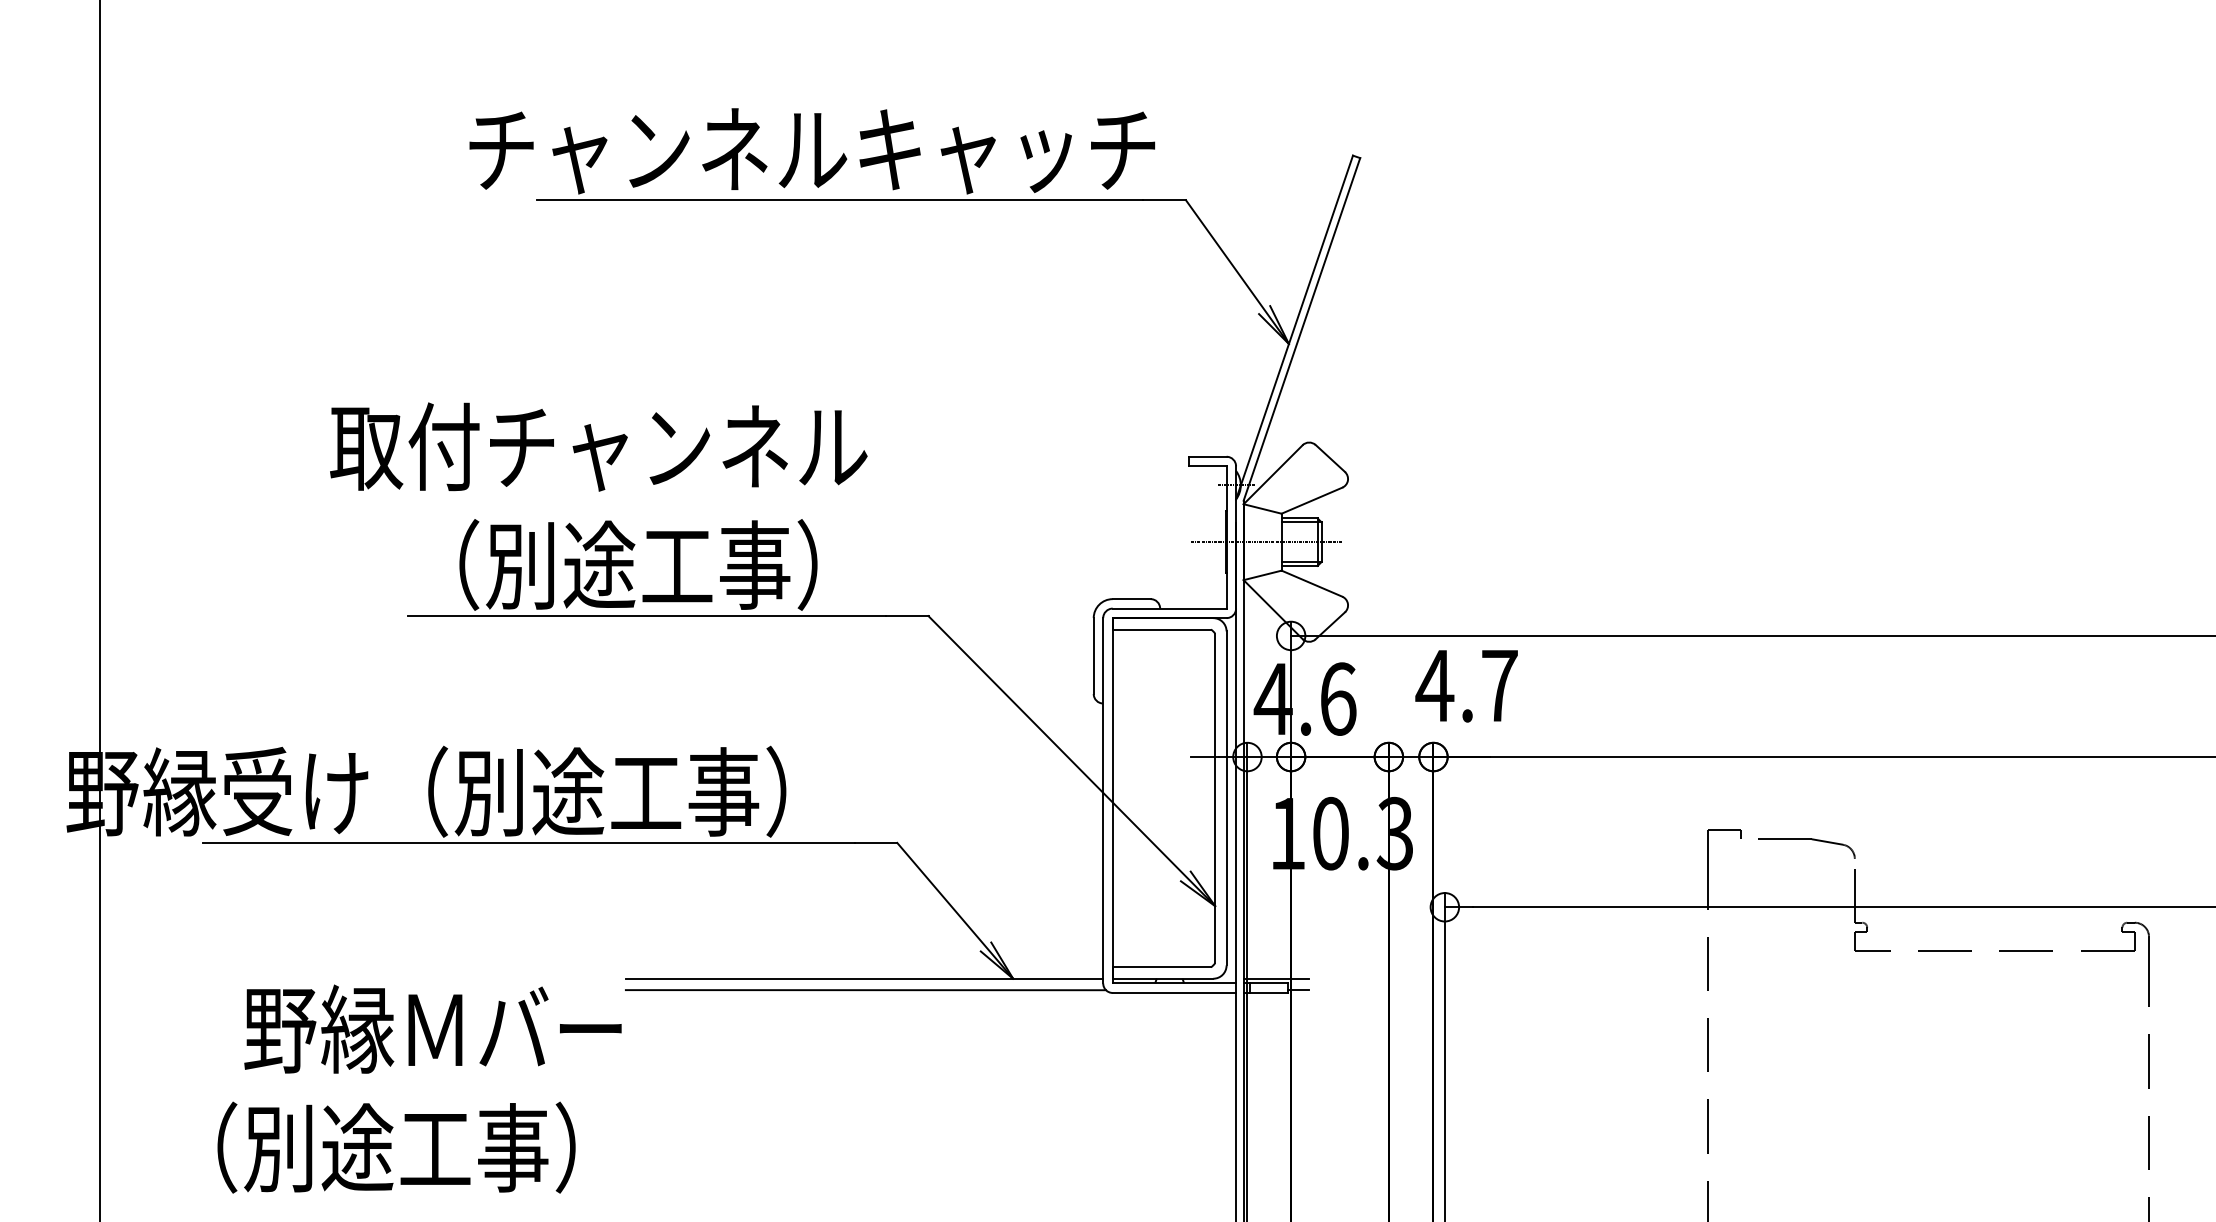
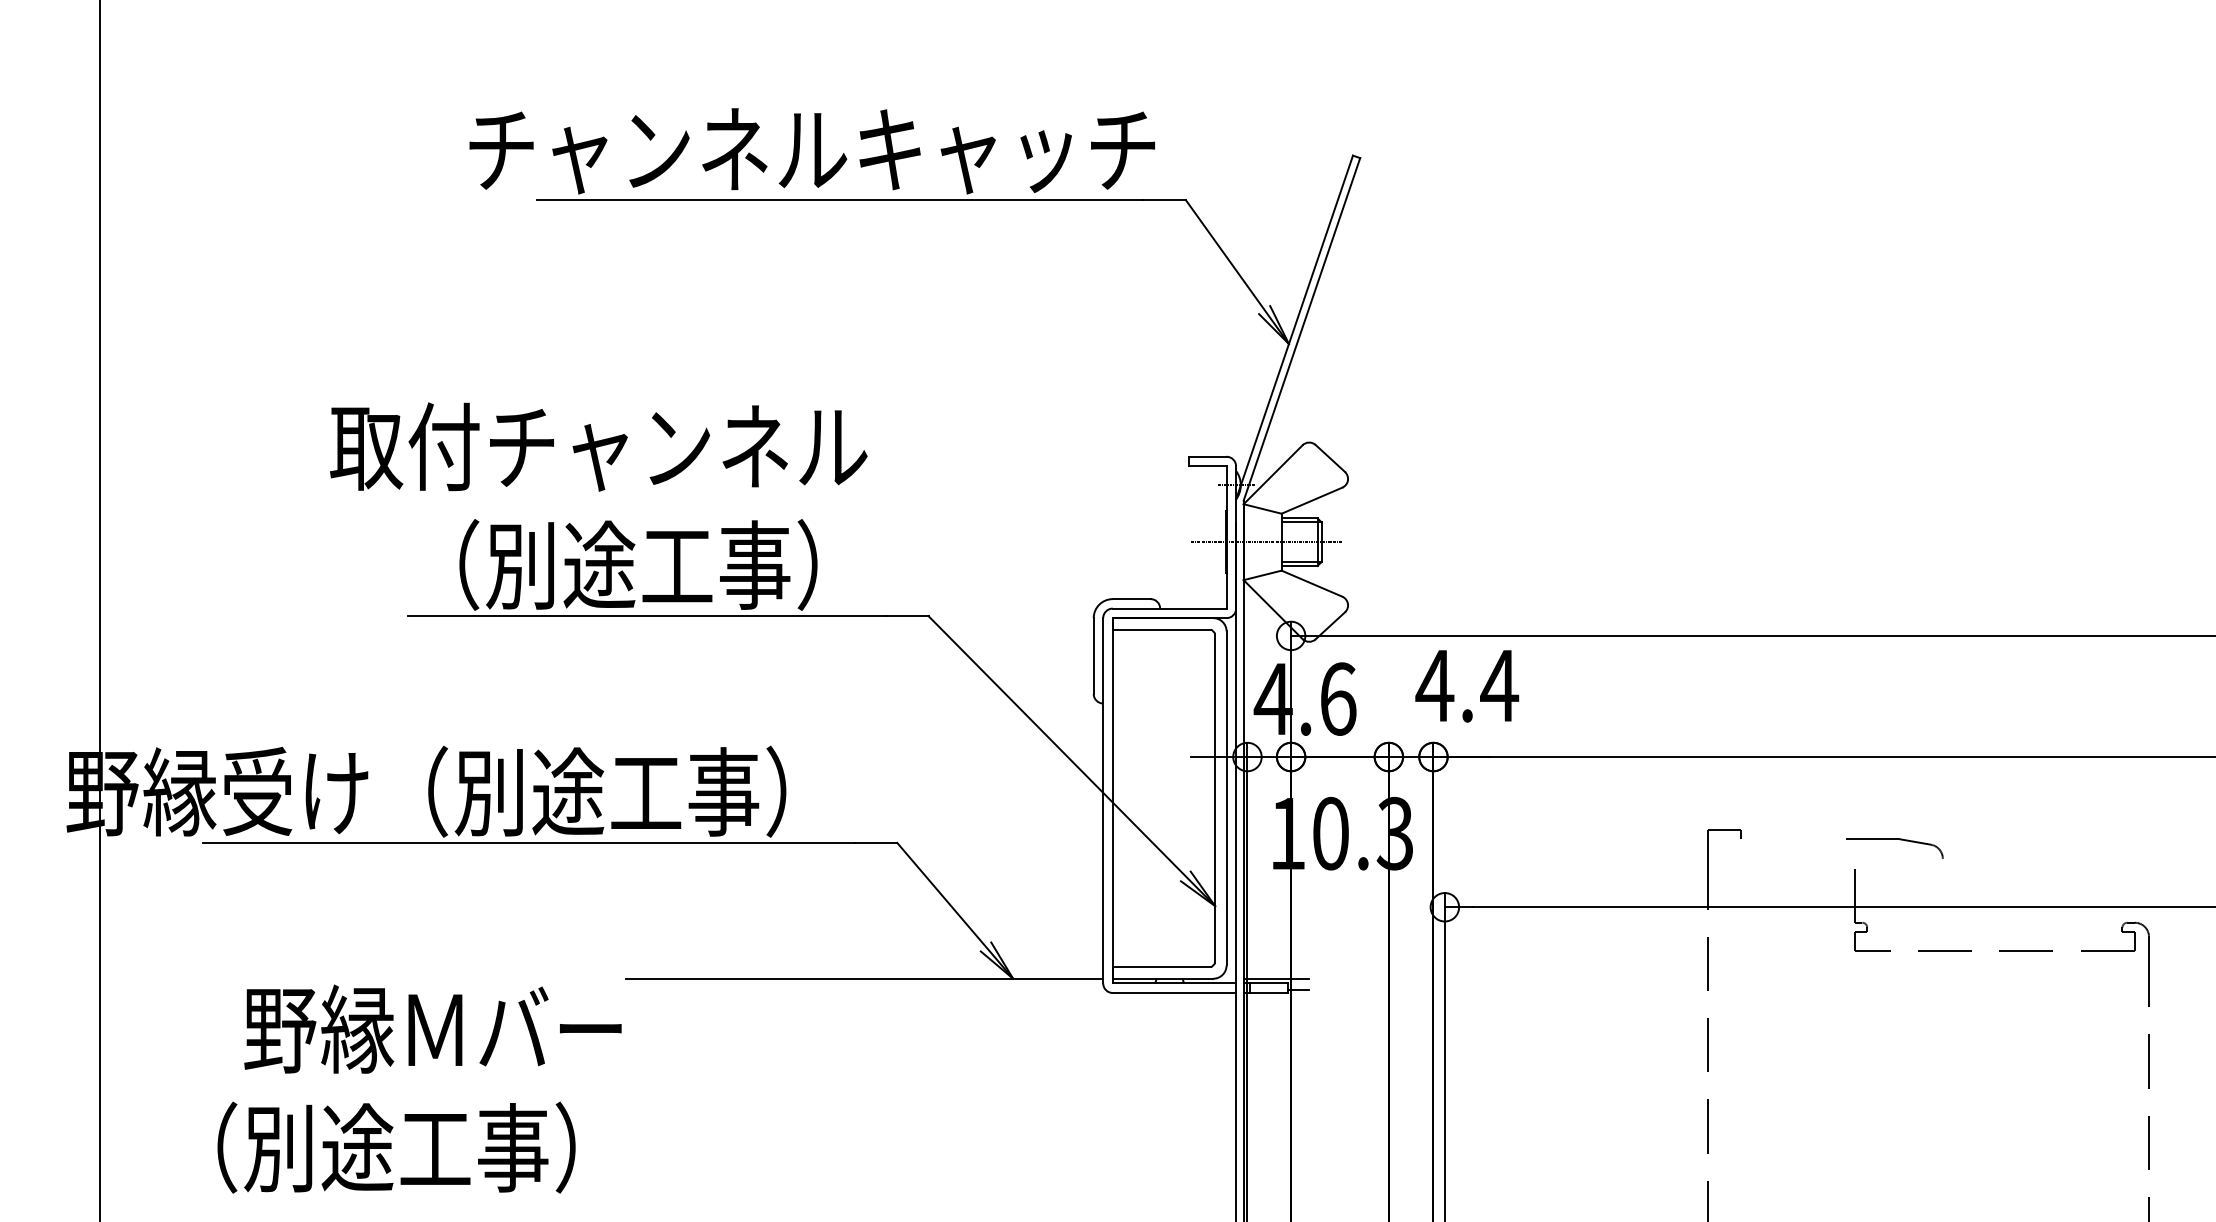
text: 4.7 -> 4.4 (1499, 685)
part position: (1806, 839) -> (1894, 839) (1894, 839)
line: present -> none (865, 990)
